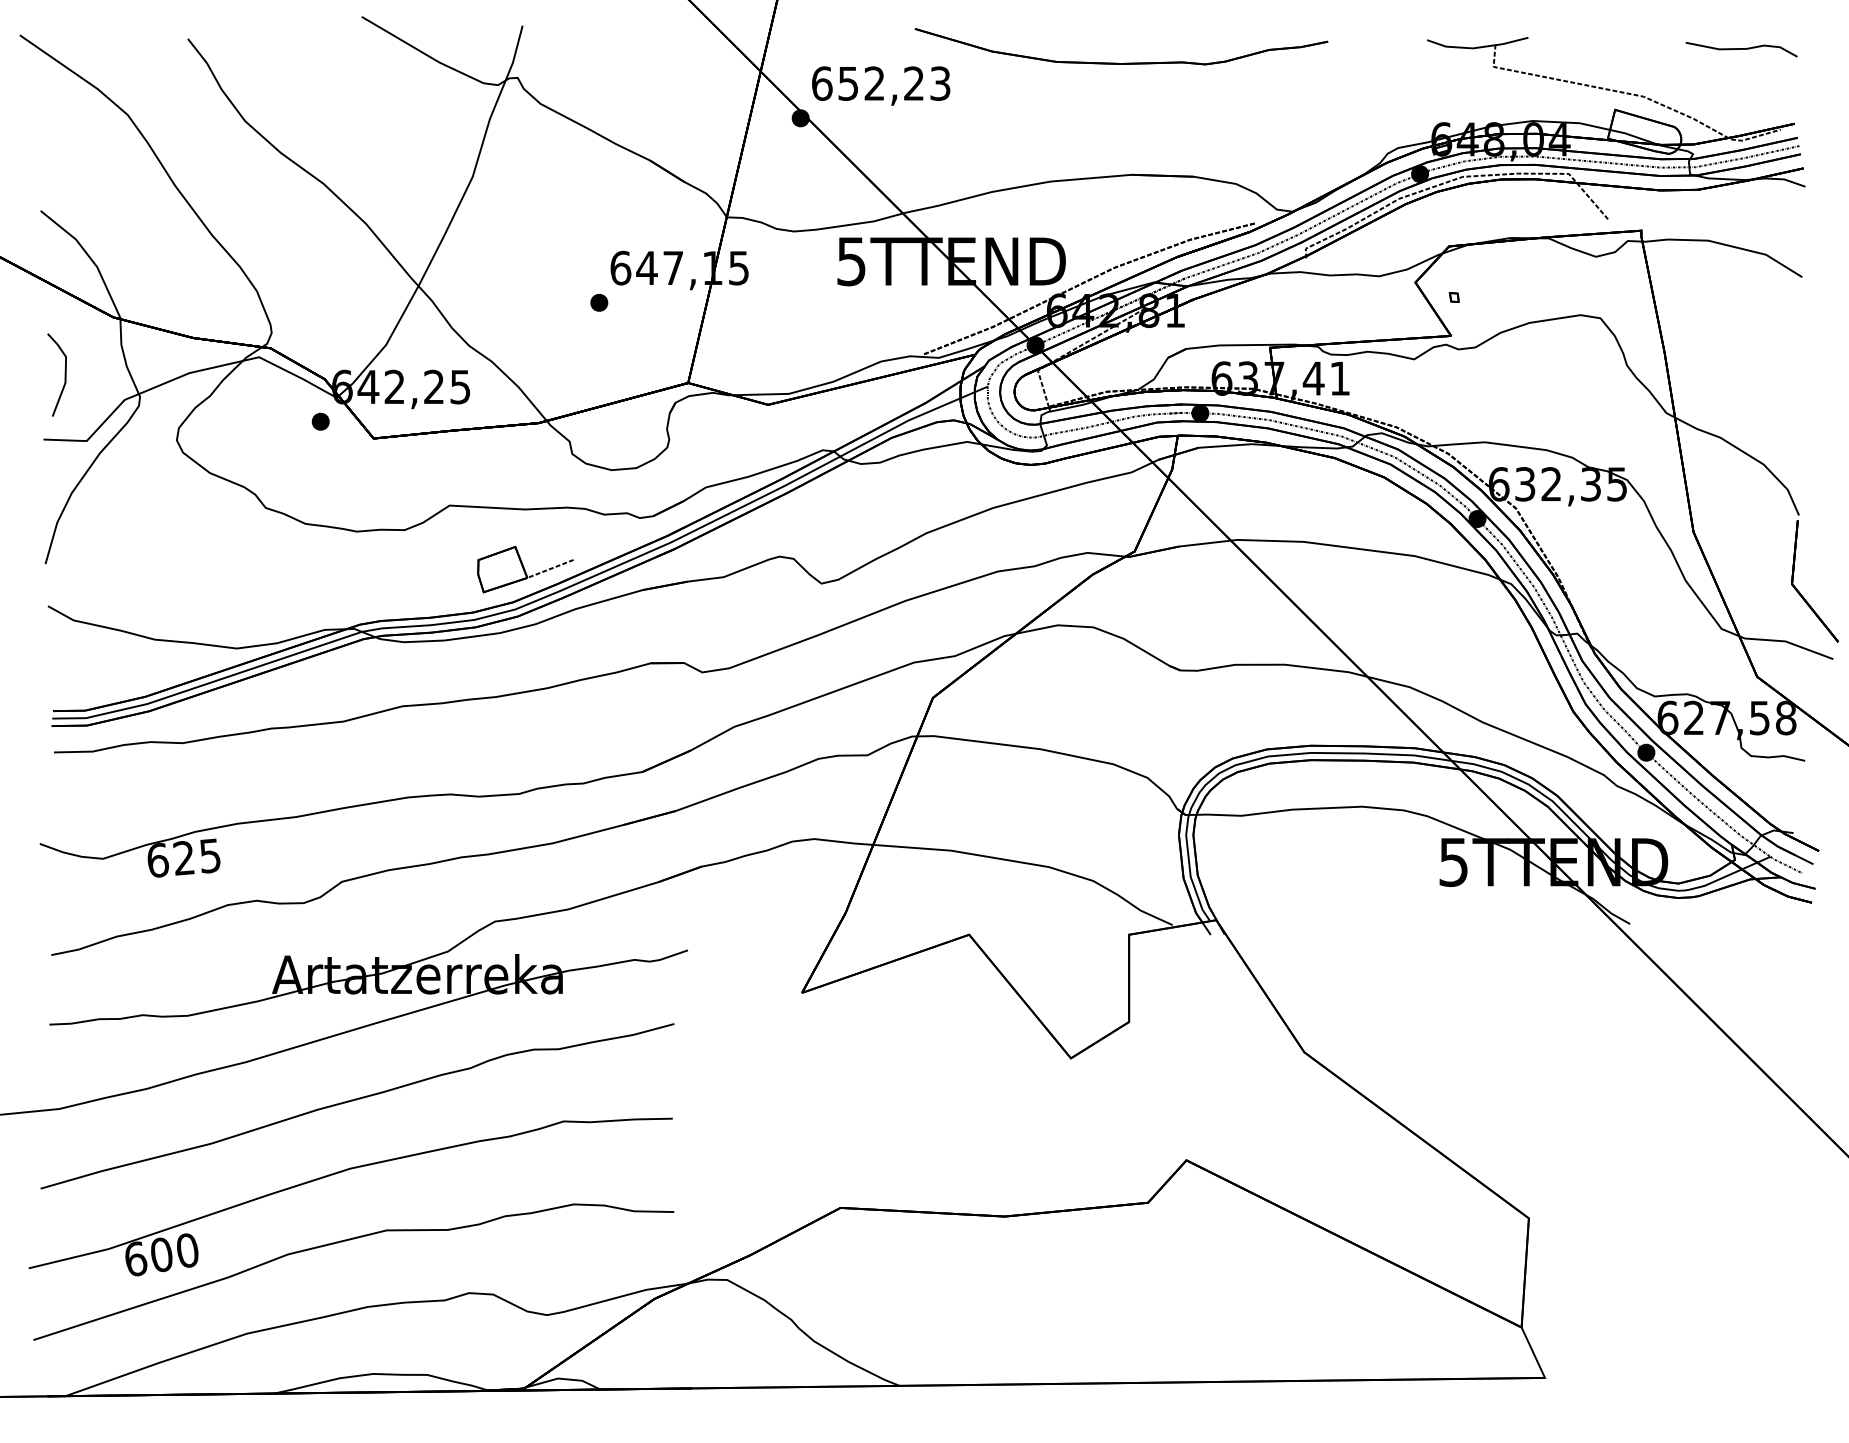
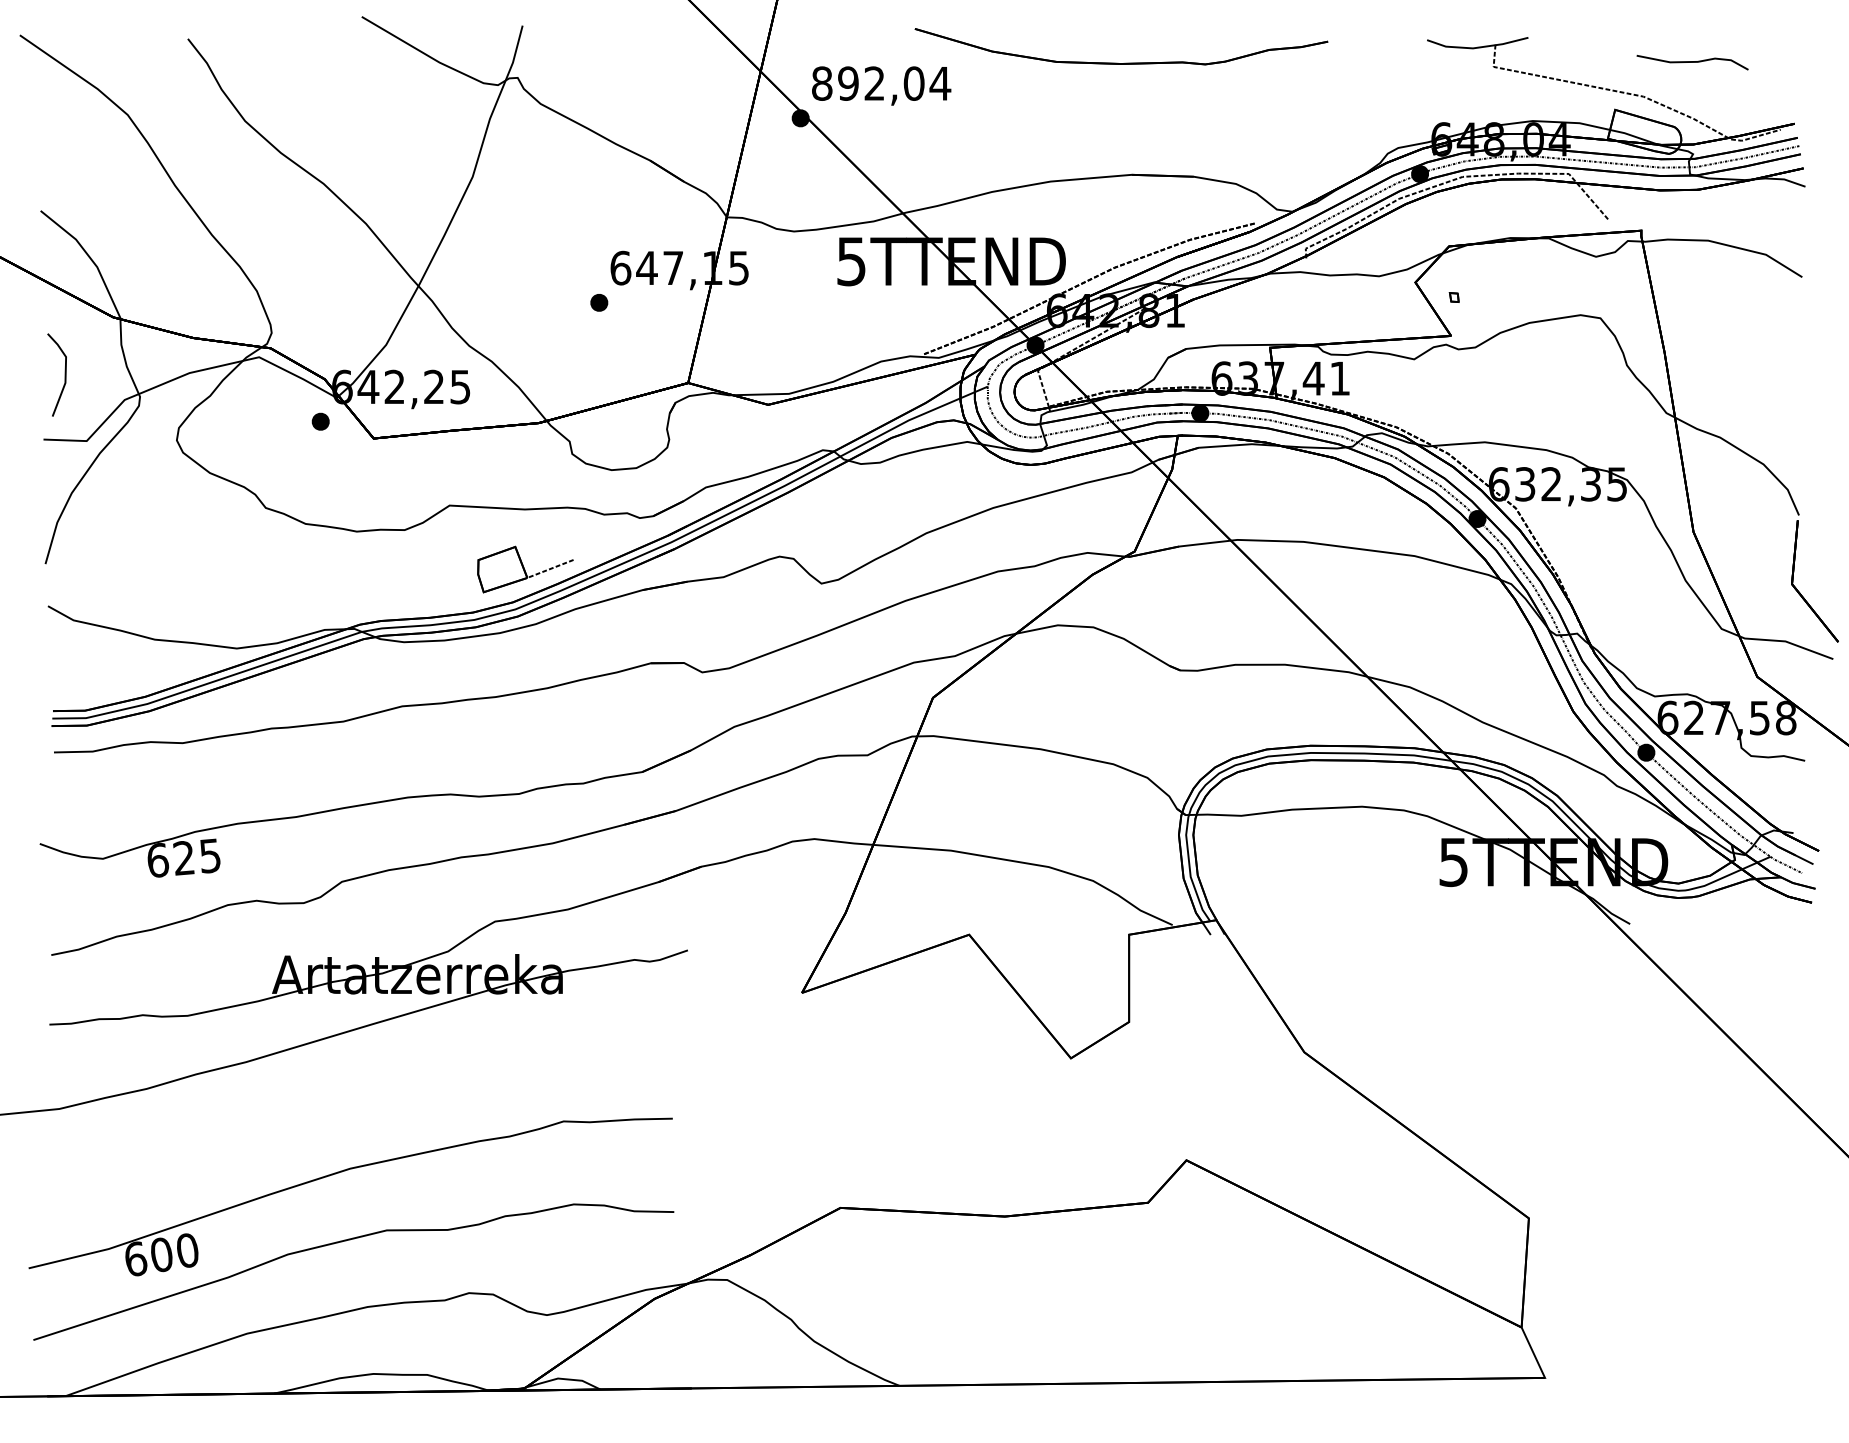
curve position: (1741, 49) -> (1692, 62) (1692, 62)
text: 652,23 -> 892,04 (881, 83)
part: present -> none (356, 1100)
